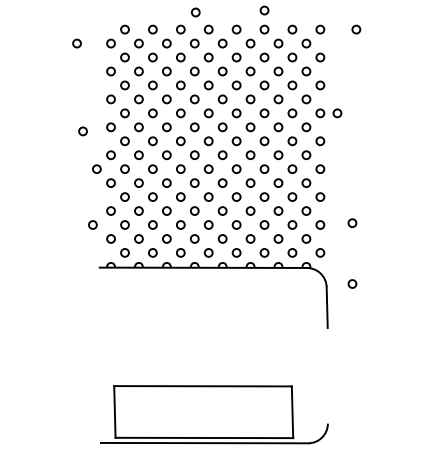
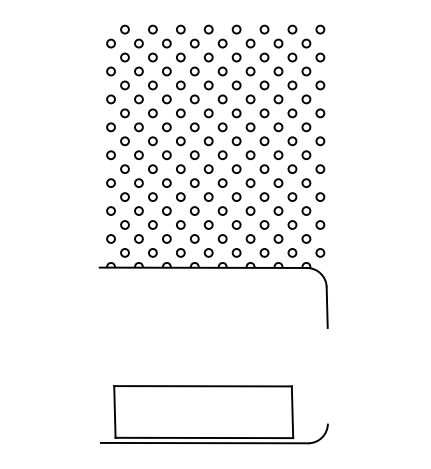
circle: present -> none (264, 10)
circle: present -> none (195, 12)
circle: present -> none (356, 29)
circle: present -> none (76, 43)
circle: present -> none (337, 113)
circle: present -> none (82, 131)
circle: present -> none (96, 168)
circle: present -> none (352, 222)
circle: present -> none (92, 224)
circle: present -> none (352, 283)
